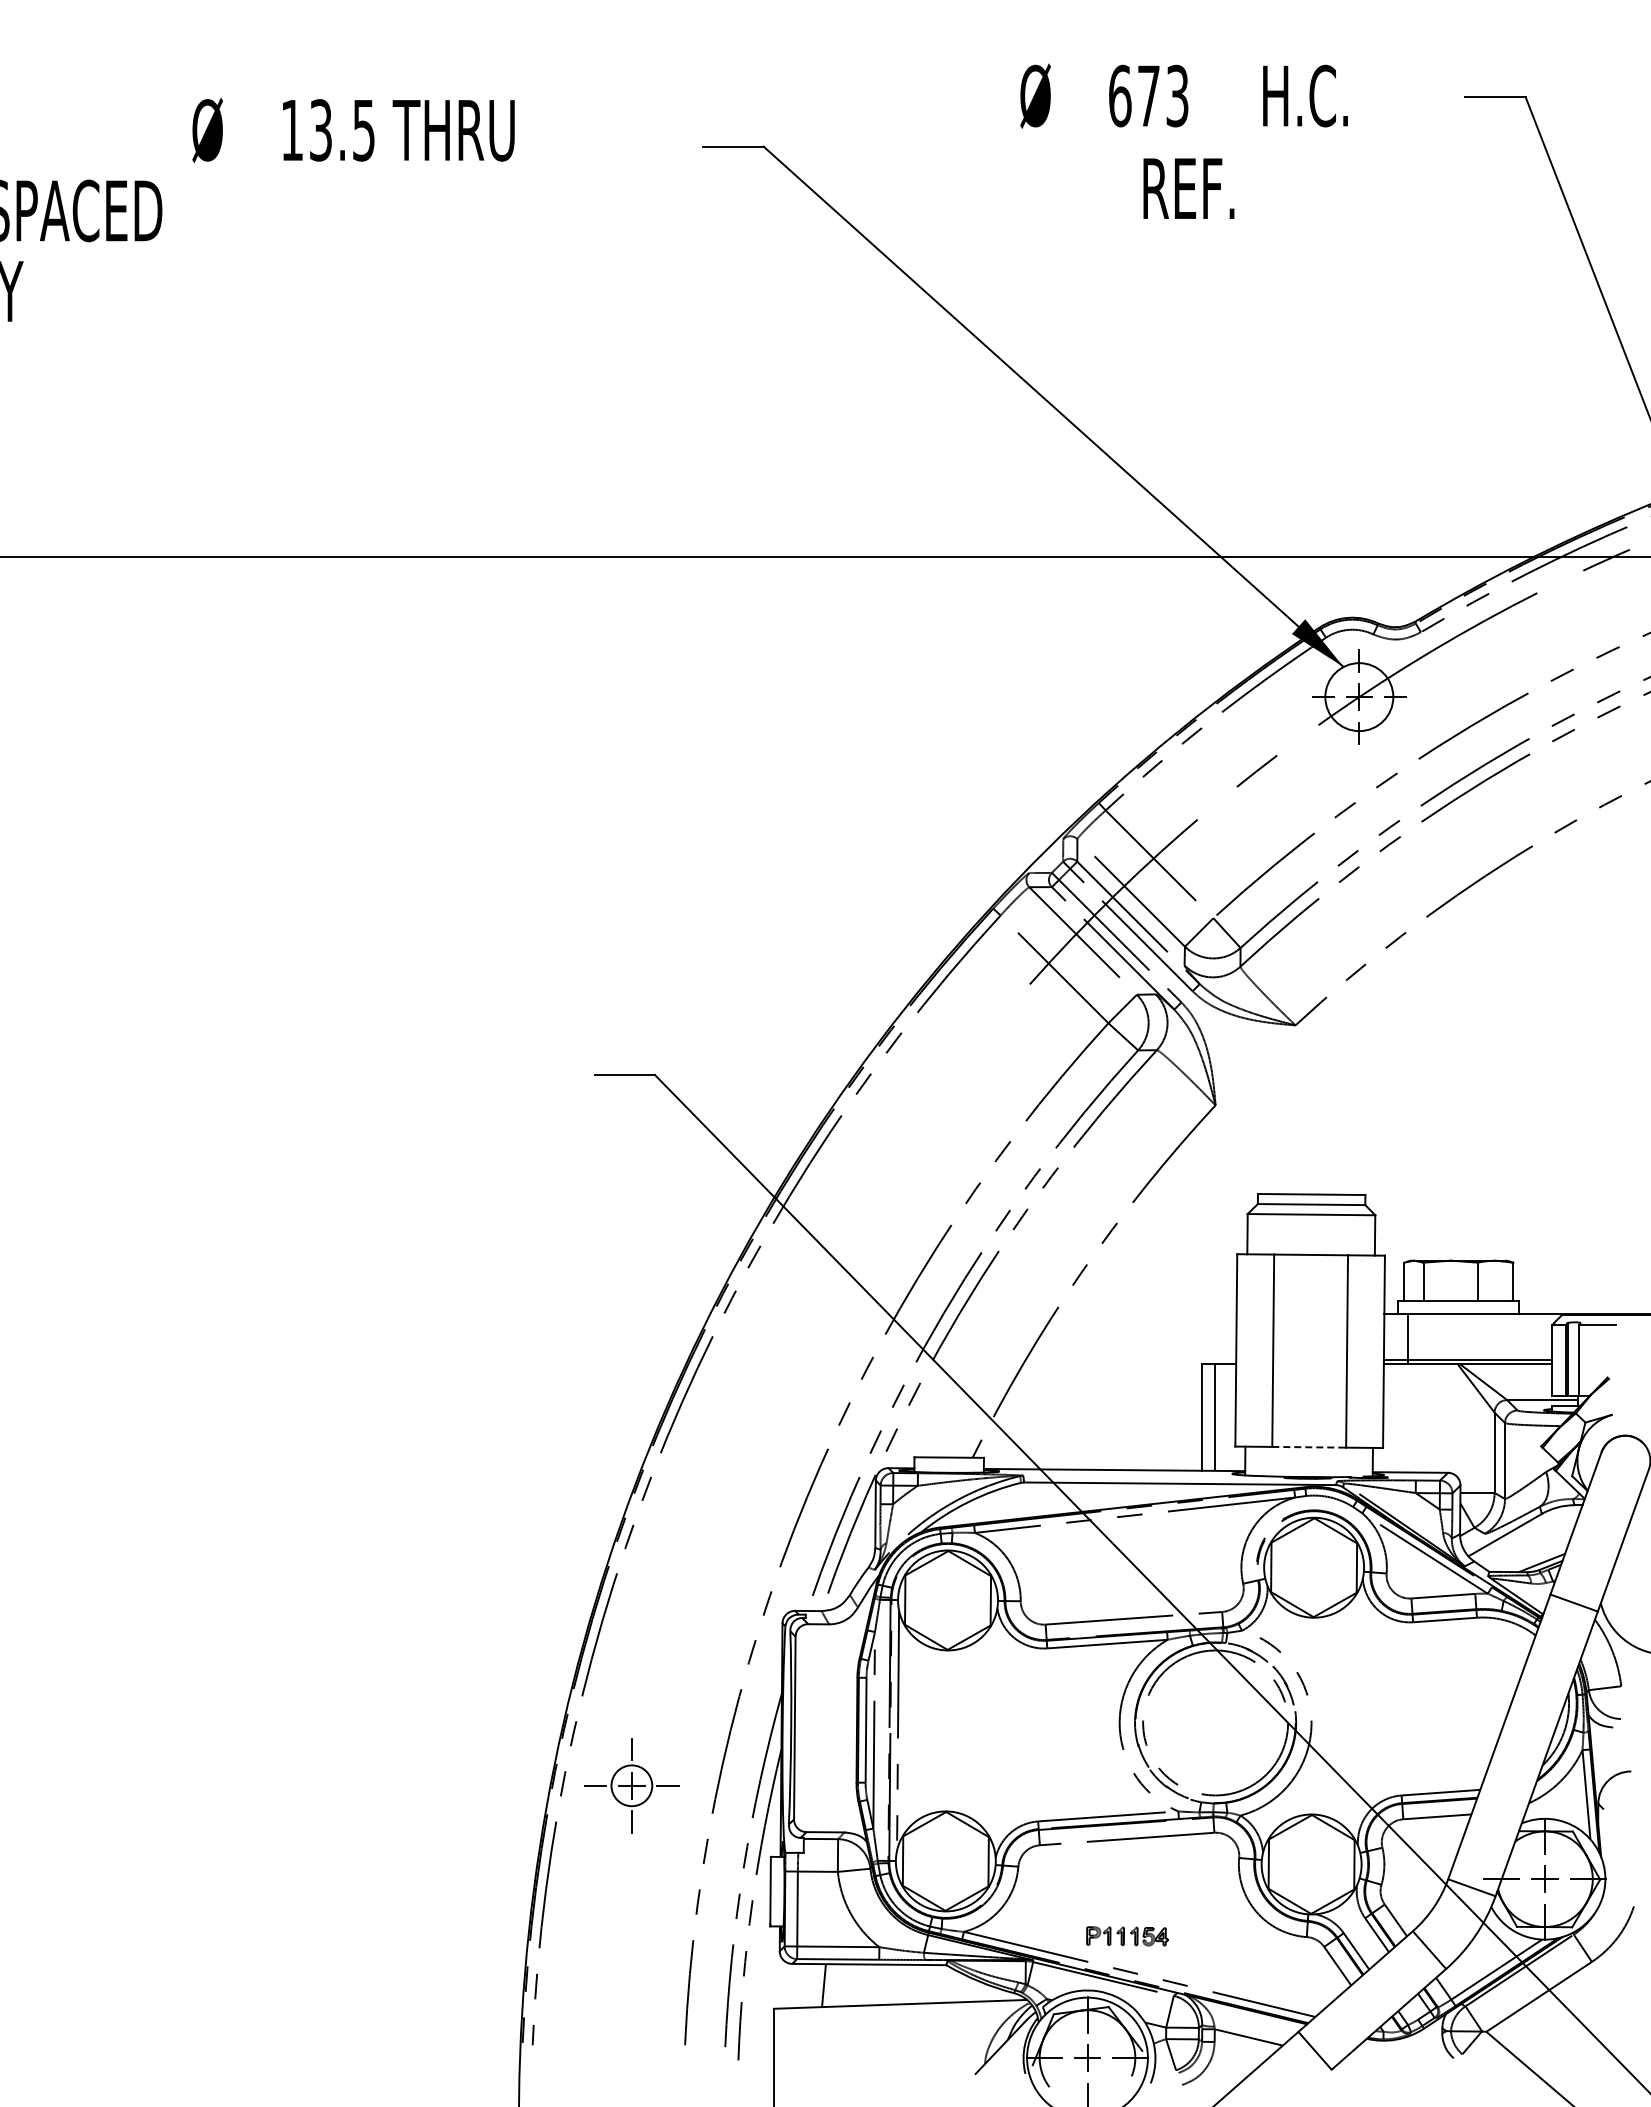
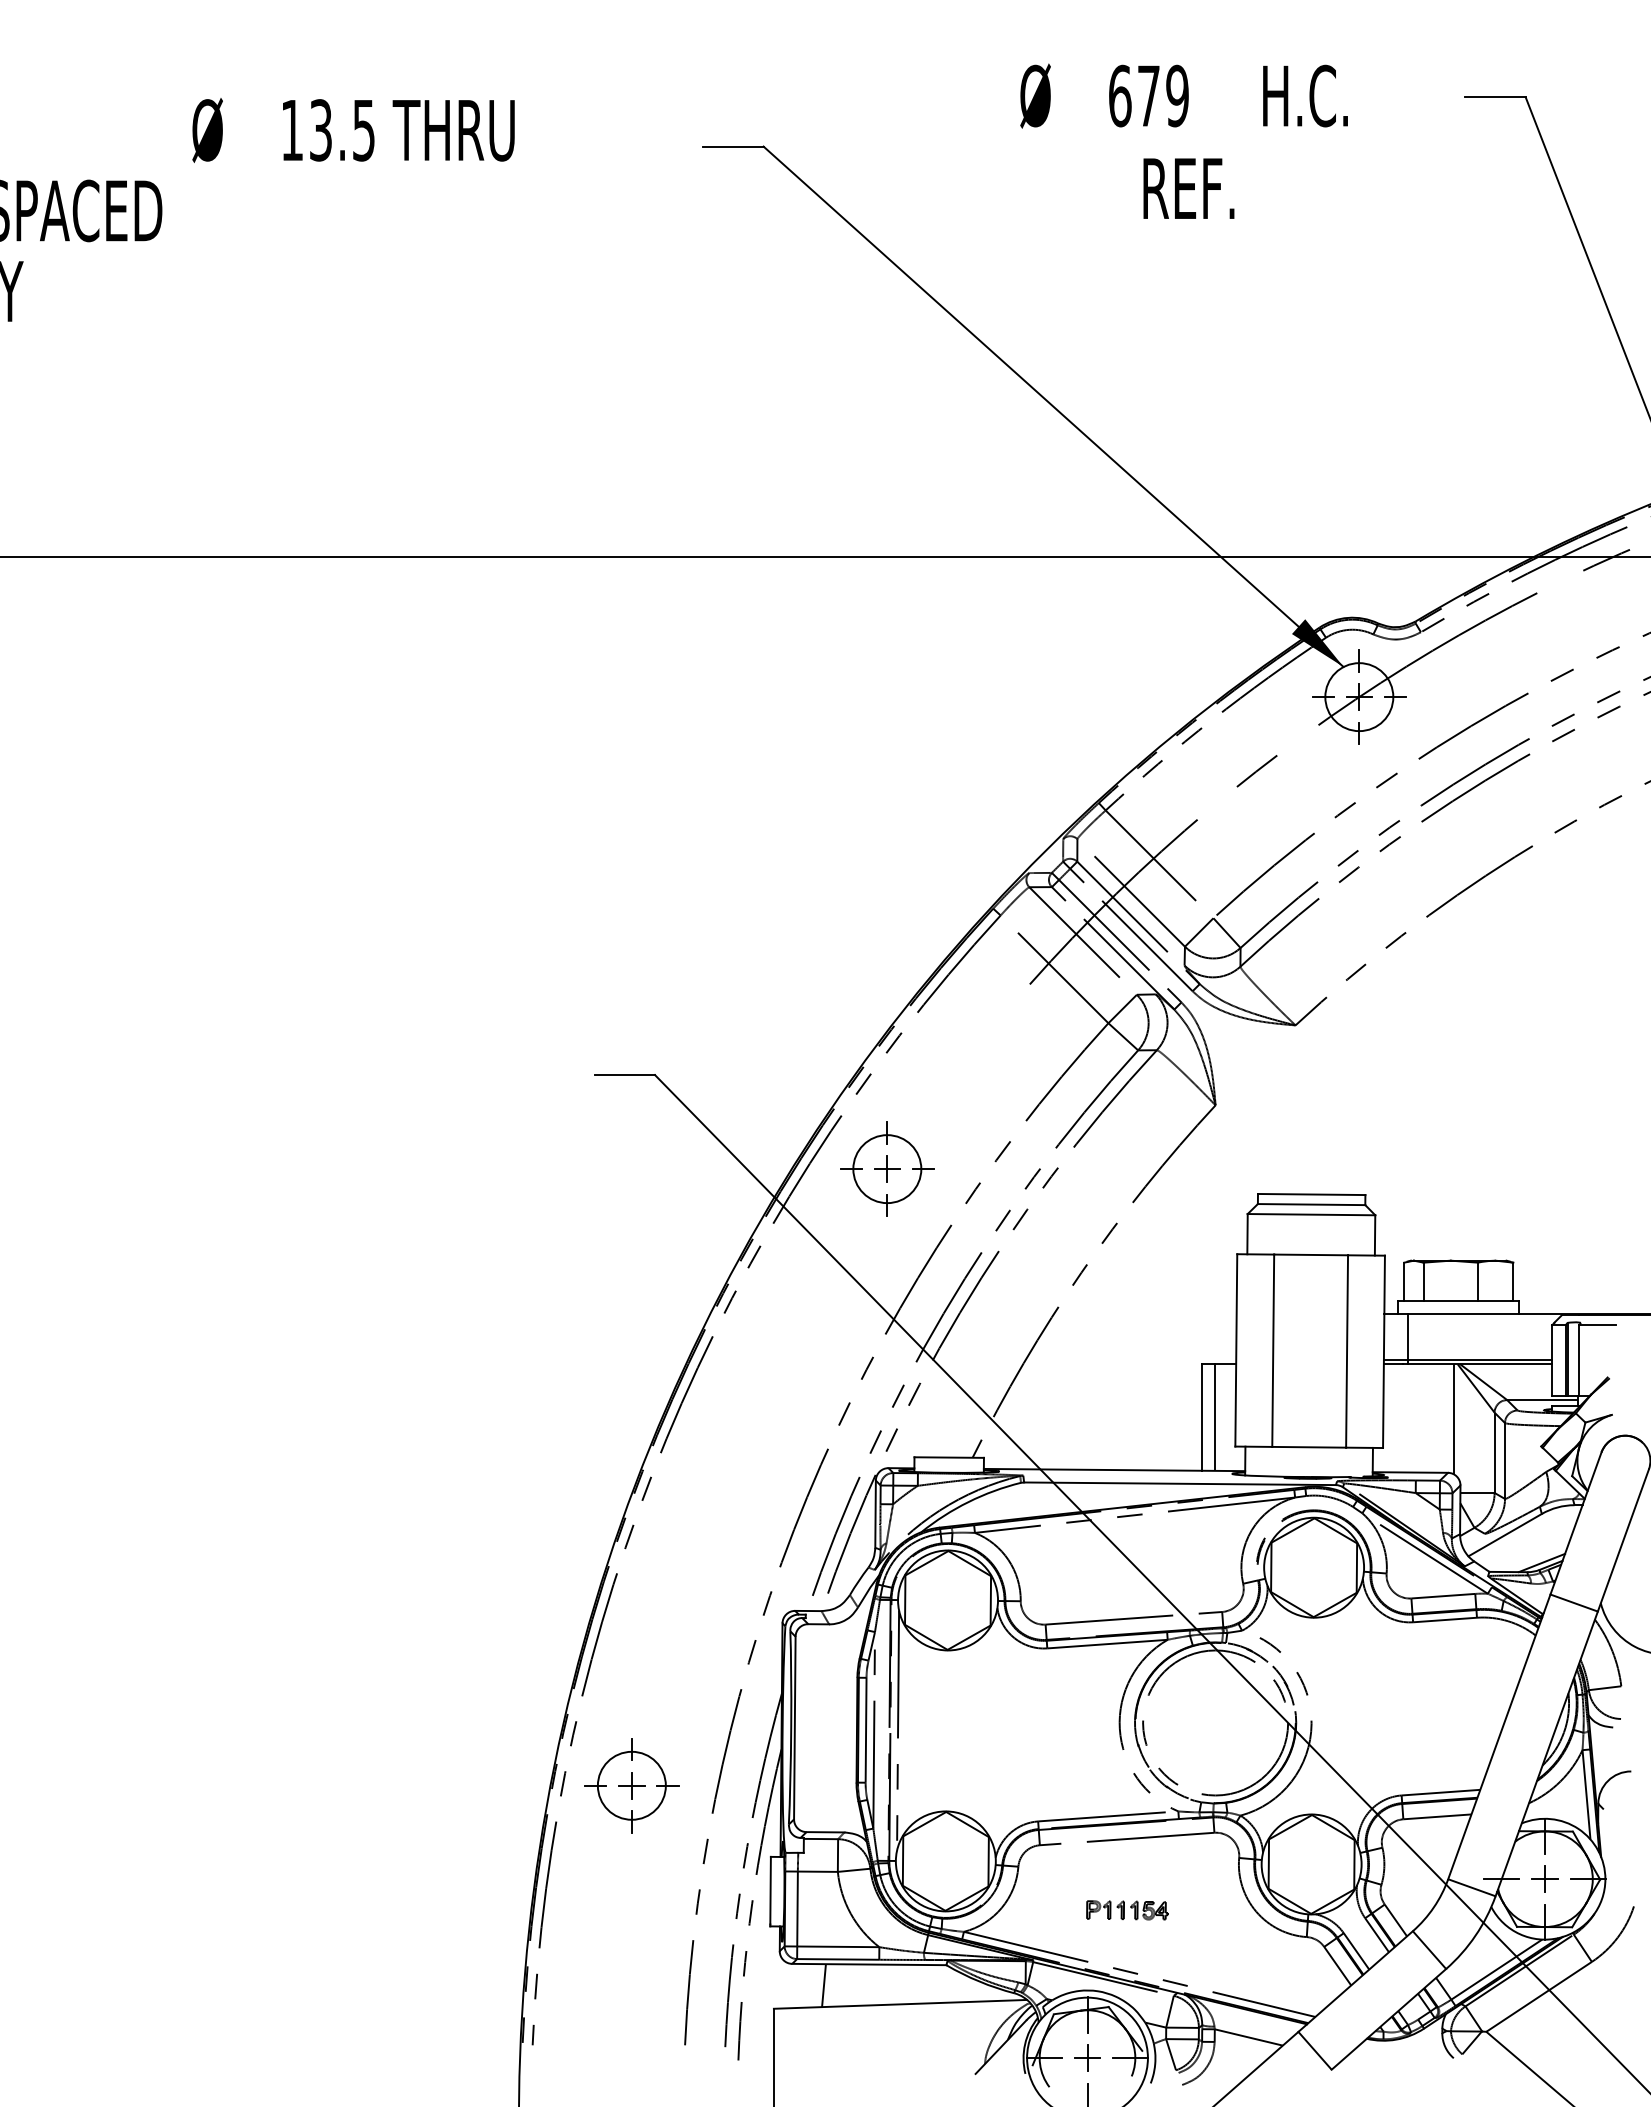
text: 673 -> 679 (1177, 96)
part: none -> present (887, 1168)
line: none -> present (1454, 1419)
line: dashed -> solid (1309, 1447)
circle diameter: 41 px -> 68 px (631, 1785)
part position: (1127, 1936) -> (1127, 1910) (1127, 1910)
